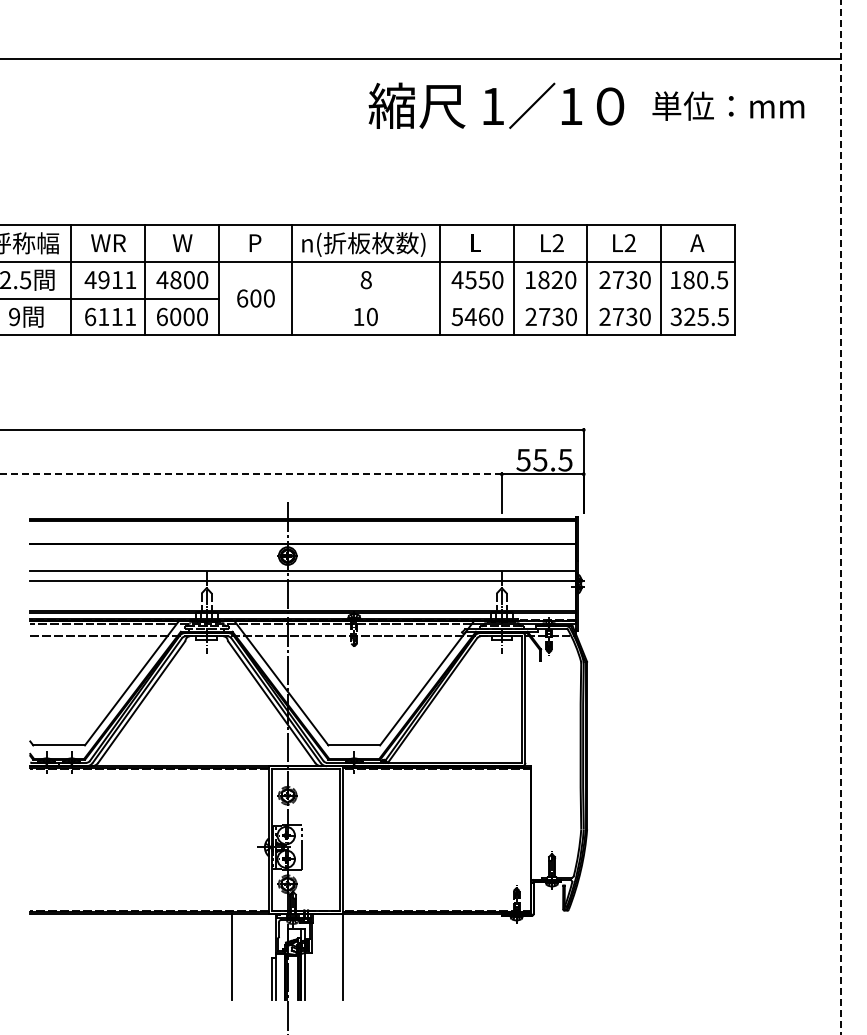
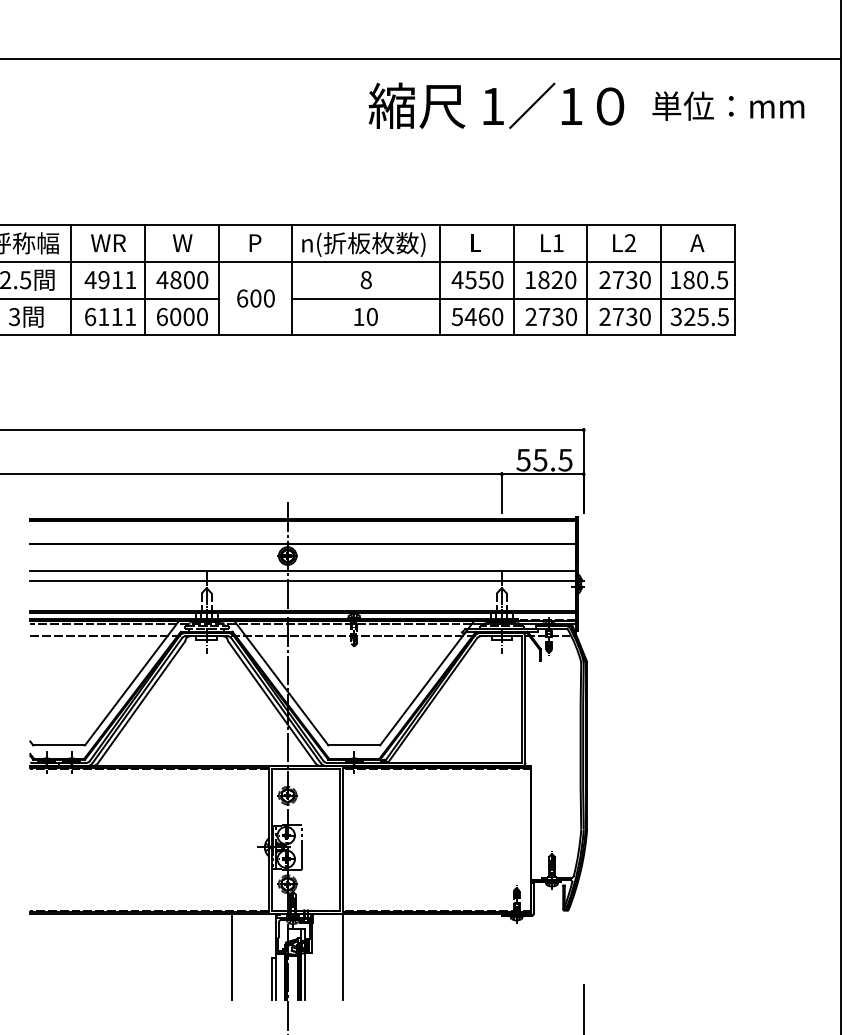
text: L2 -> L1 (557, 242)
line: none -> present (513, 298)
text: 9 -> 3 (13, 317)
line: dashed -> solid (250, 474)
line: dashed -> solid (841, 516)
line: none -> present (583, 1007)
